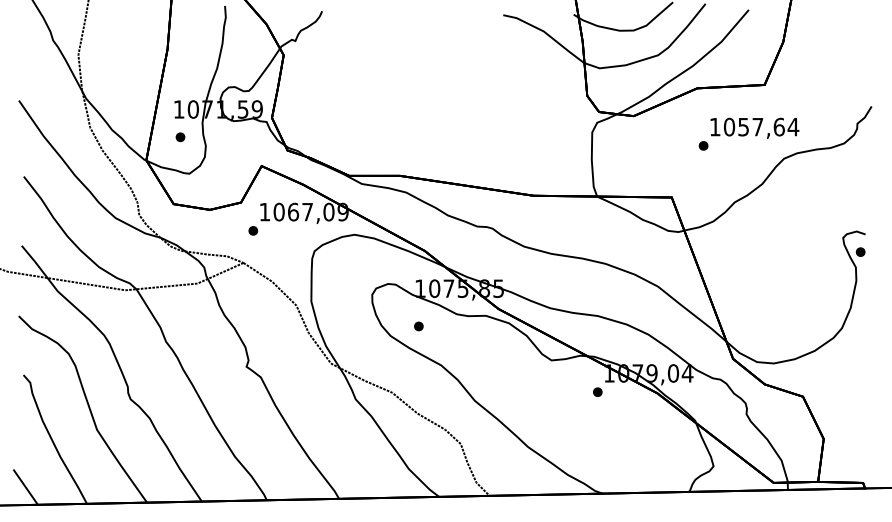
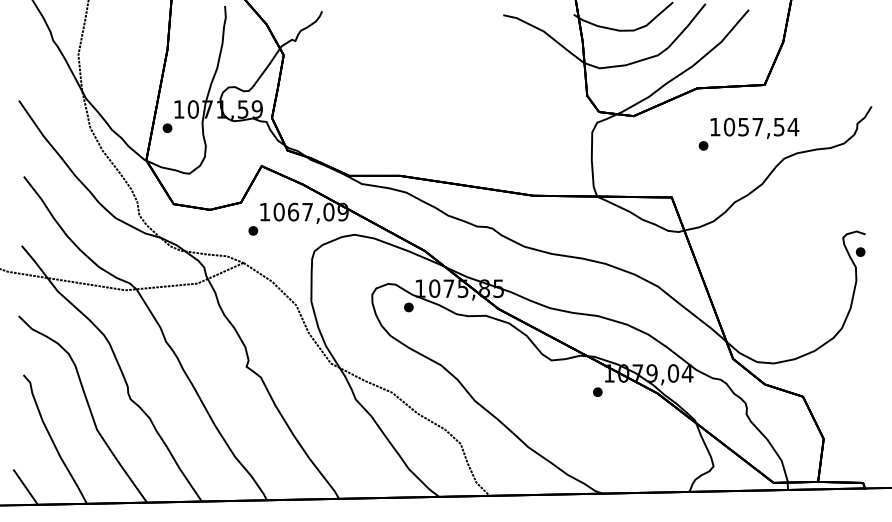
text: 1057,64 -> 1057,54 (778, 126)
part position: (180, 137) -> (167, 128) (167, 128)
part position: (418, 326) -> (408, 307) (408, 307)
